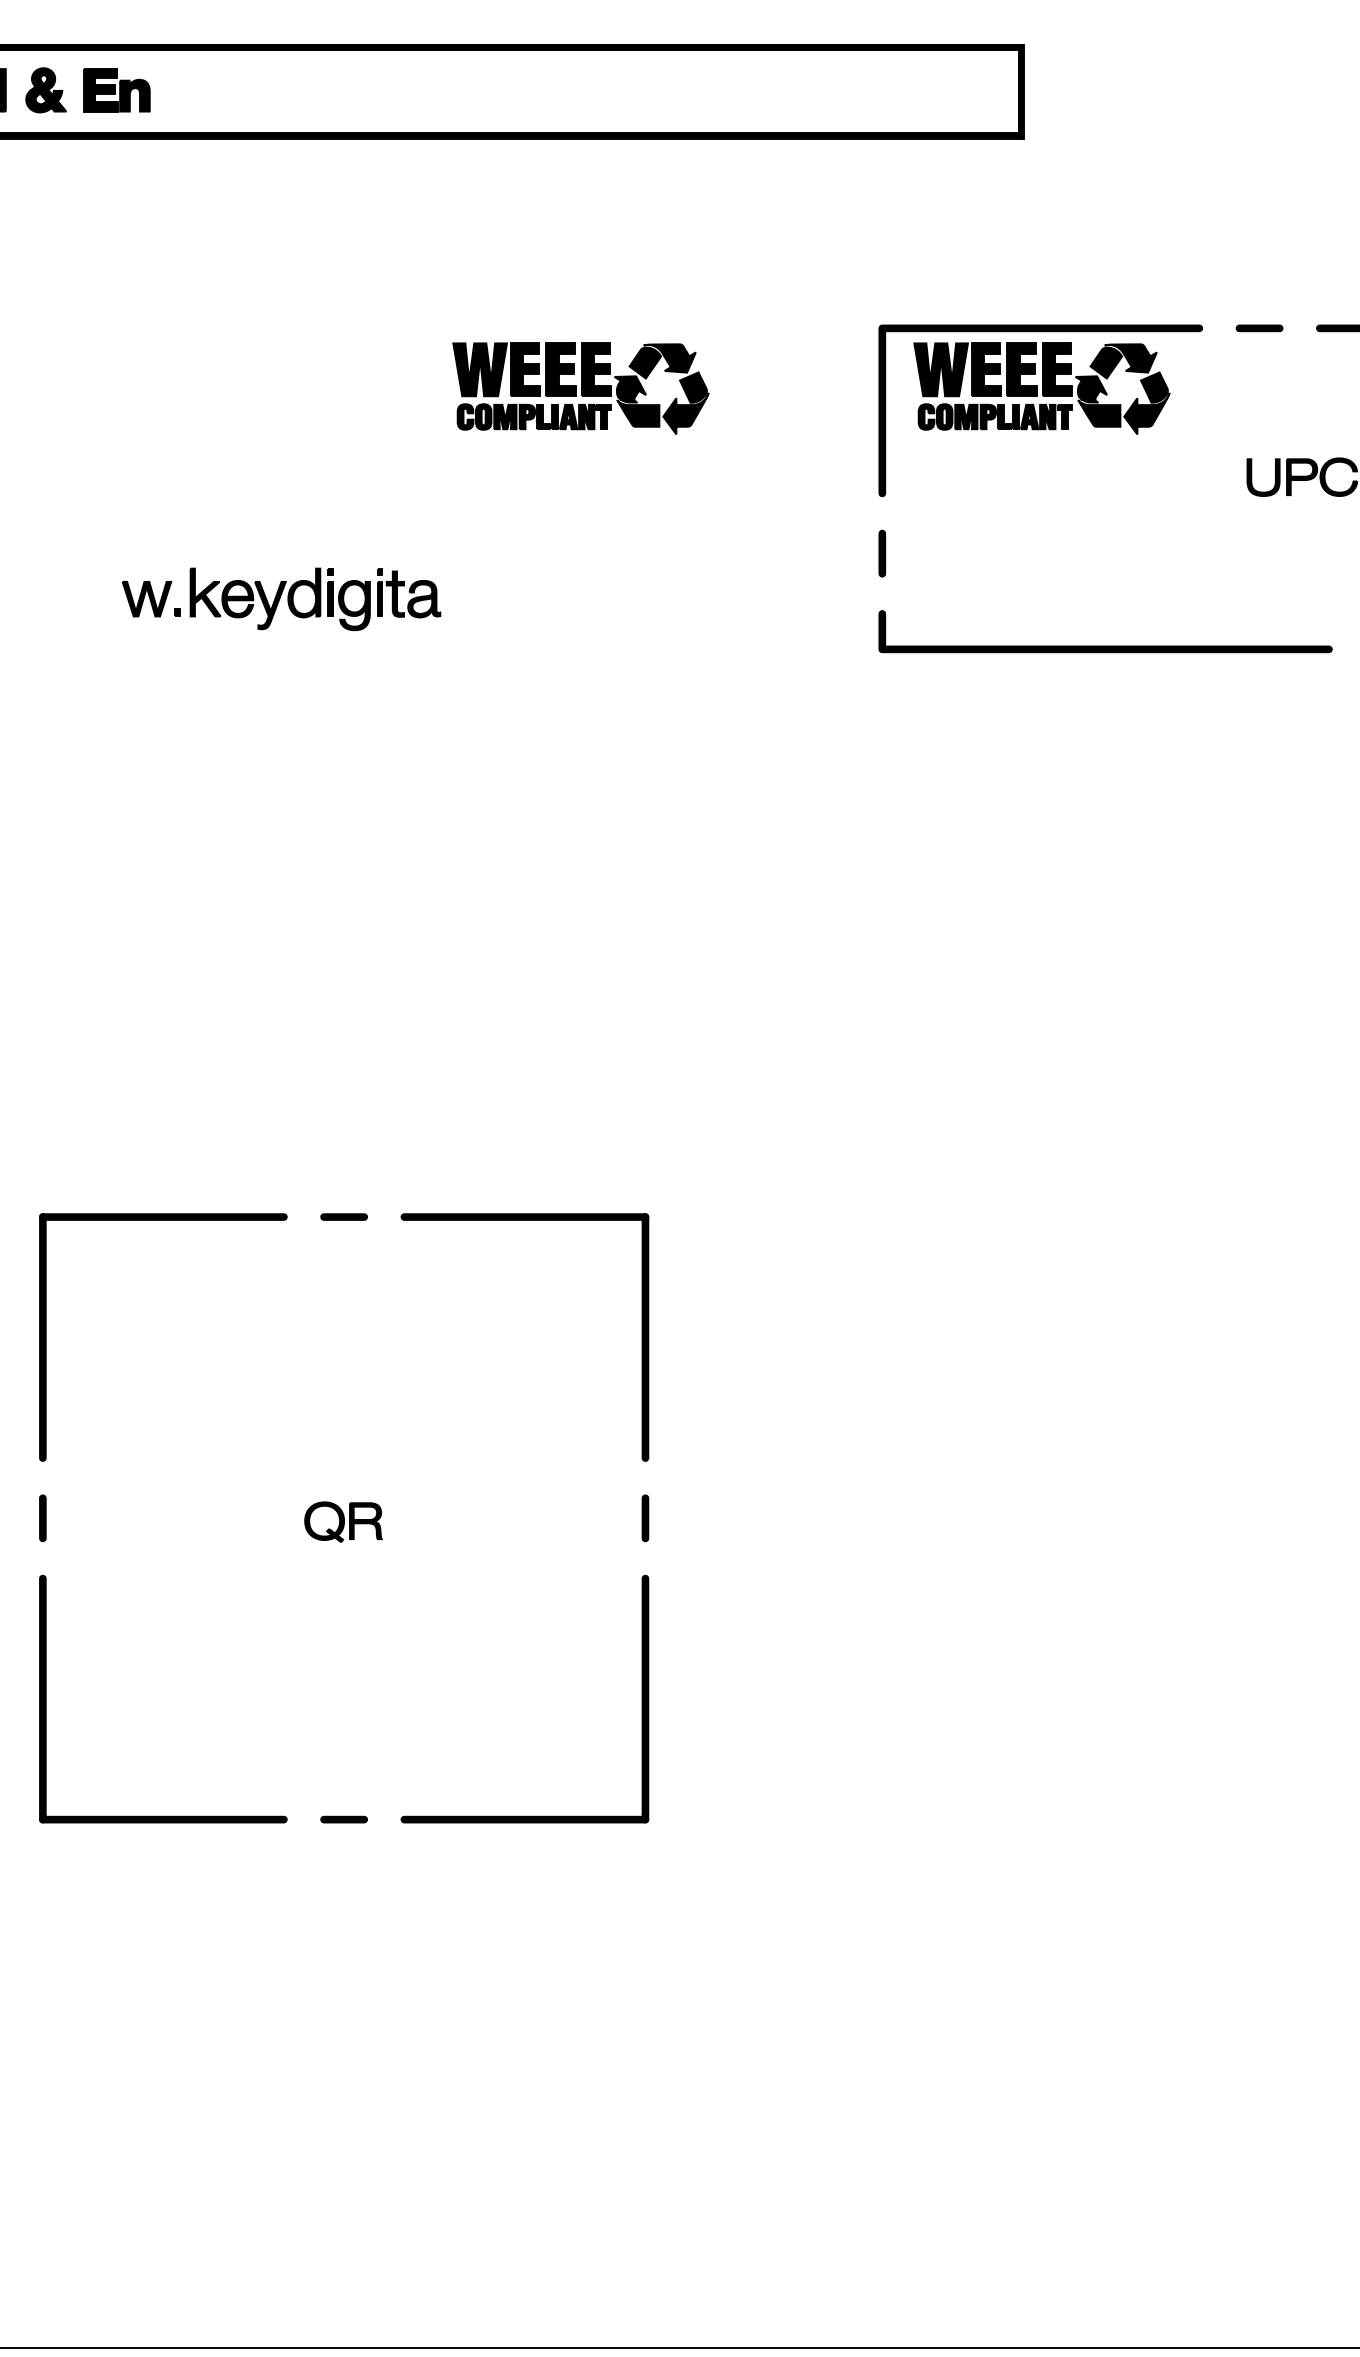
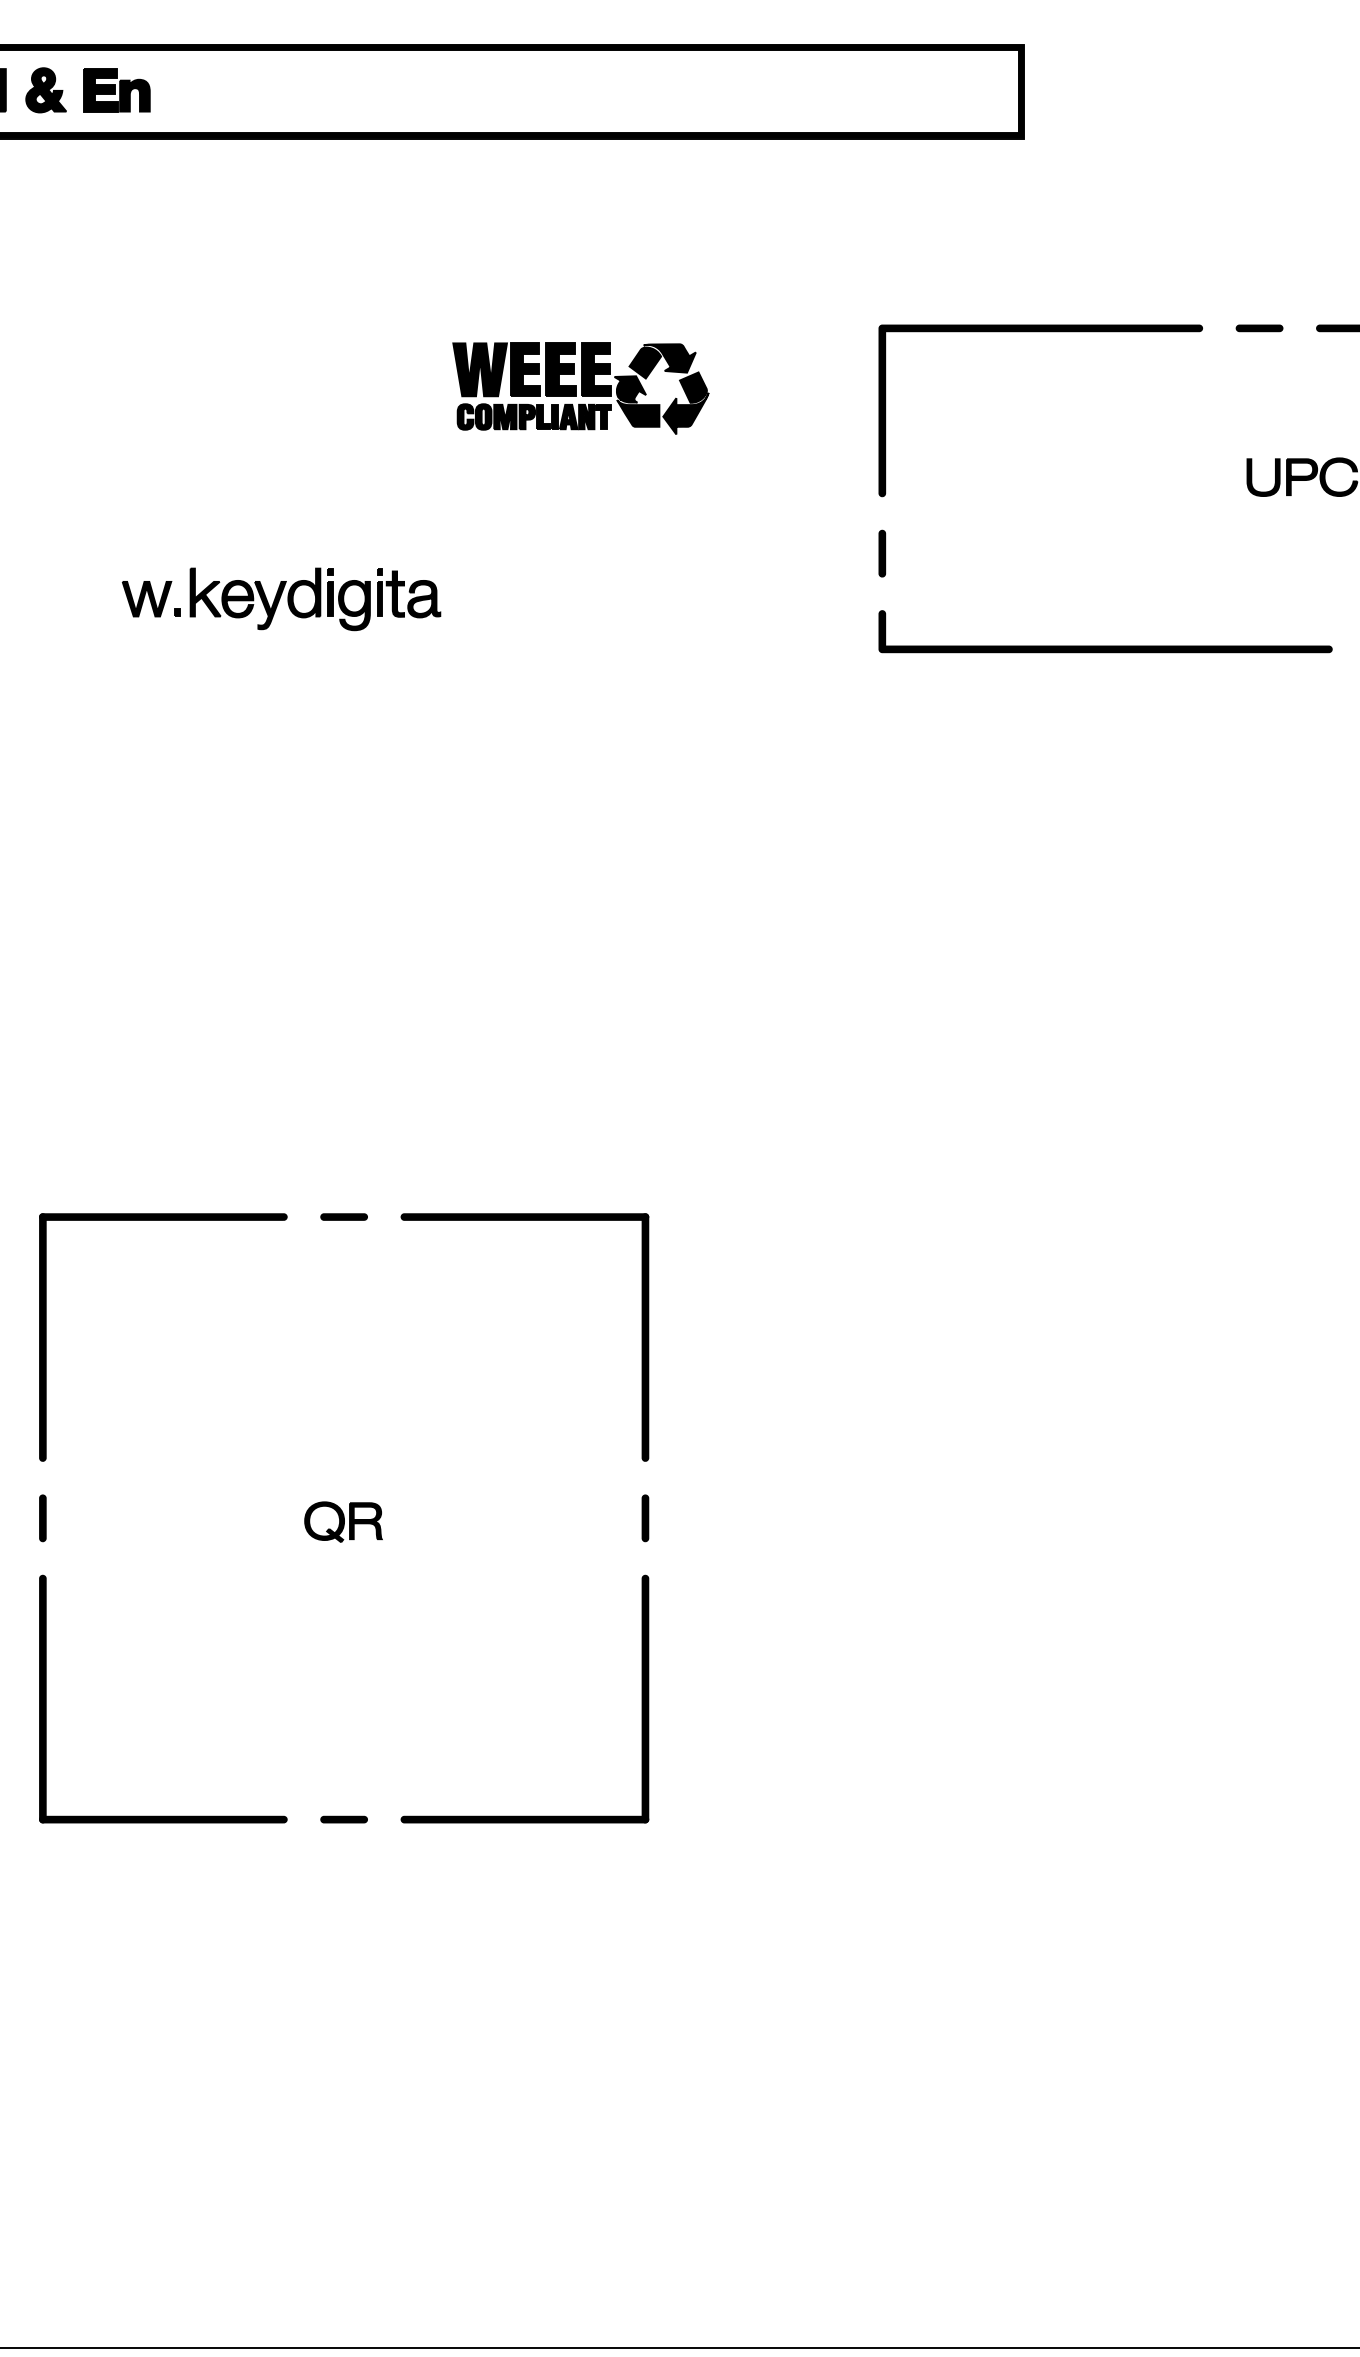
part: present -> none (1041, 388)
